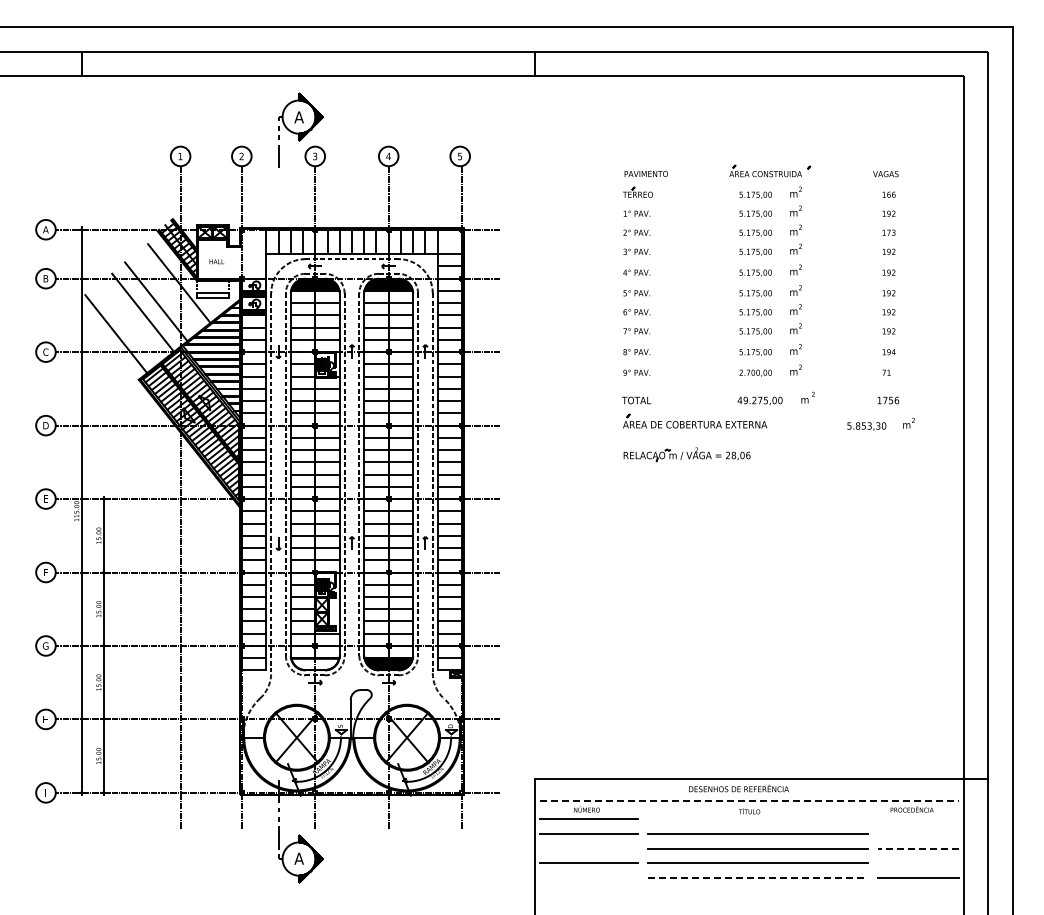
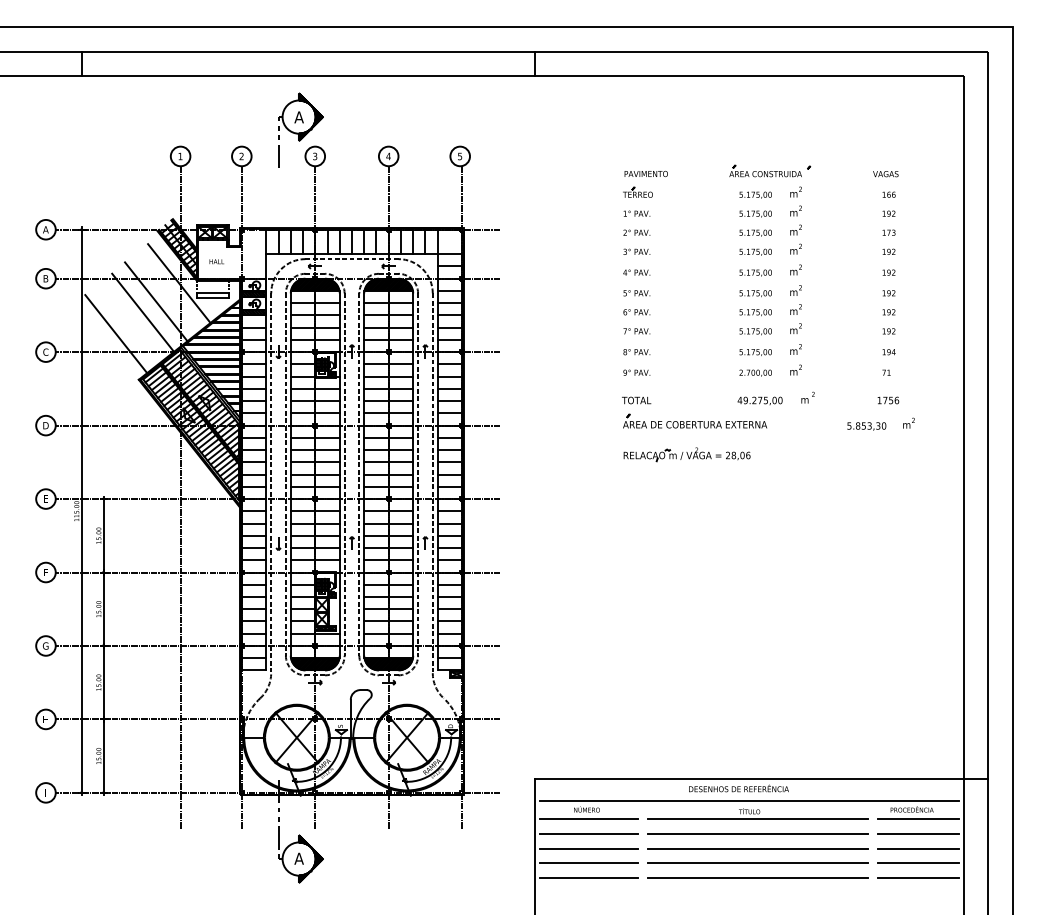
hatch: none -> present (314, 664)
line: dashed -> solid (749, 800)
line: none -> present (757, 819)
line: none -> present (918, 819)
line: none -> present (918, 834)
line: none -> present (589, 848)
line: dashed -> solid (917, 848)
line: none -> present (918, 863)
line: none -> present (589, 878)
line: dashed -> solid (758, 878)
